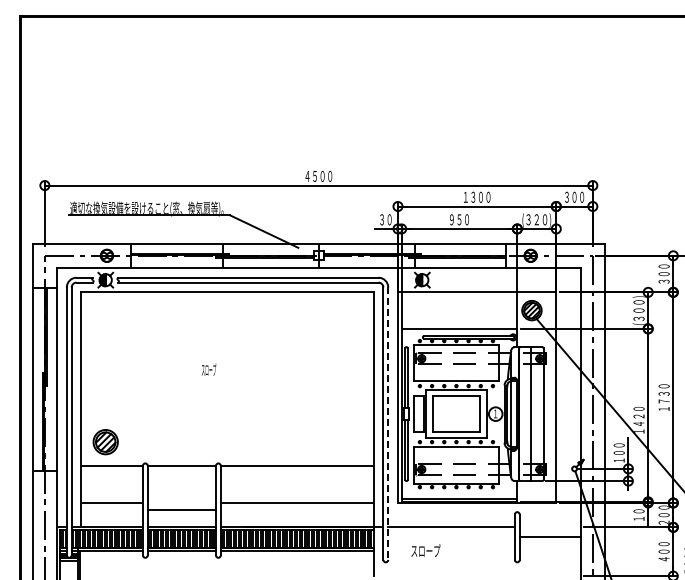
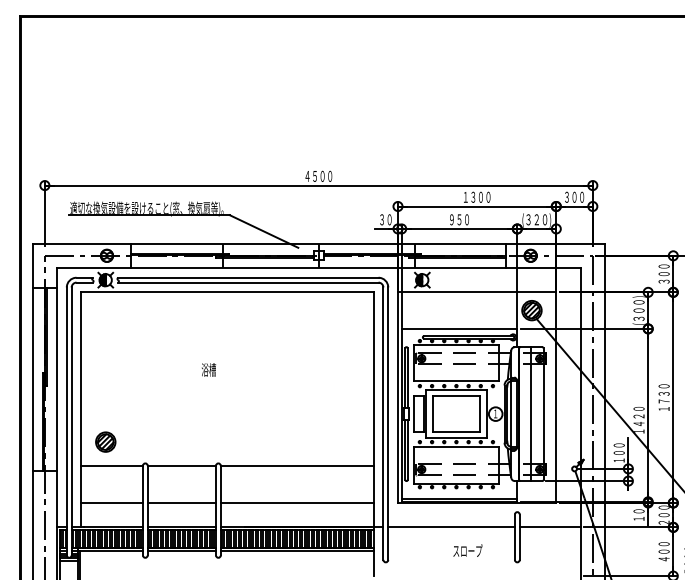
text: スロープ -> 浴槽 (208, 369)
line: dashed -> solid (388, 424)
part size: 27x27 px -> 22x22 px (105, 441)
line position: (181, 510) -> (181, 503) (181, 503)
line position: (549, 537) -> (549, 527) (549, 527)
text position: (425, 550) -> (467, 550) (467, 550)
